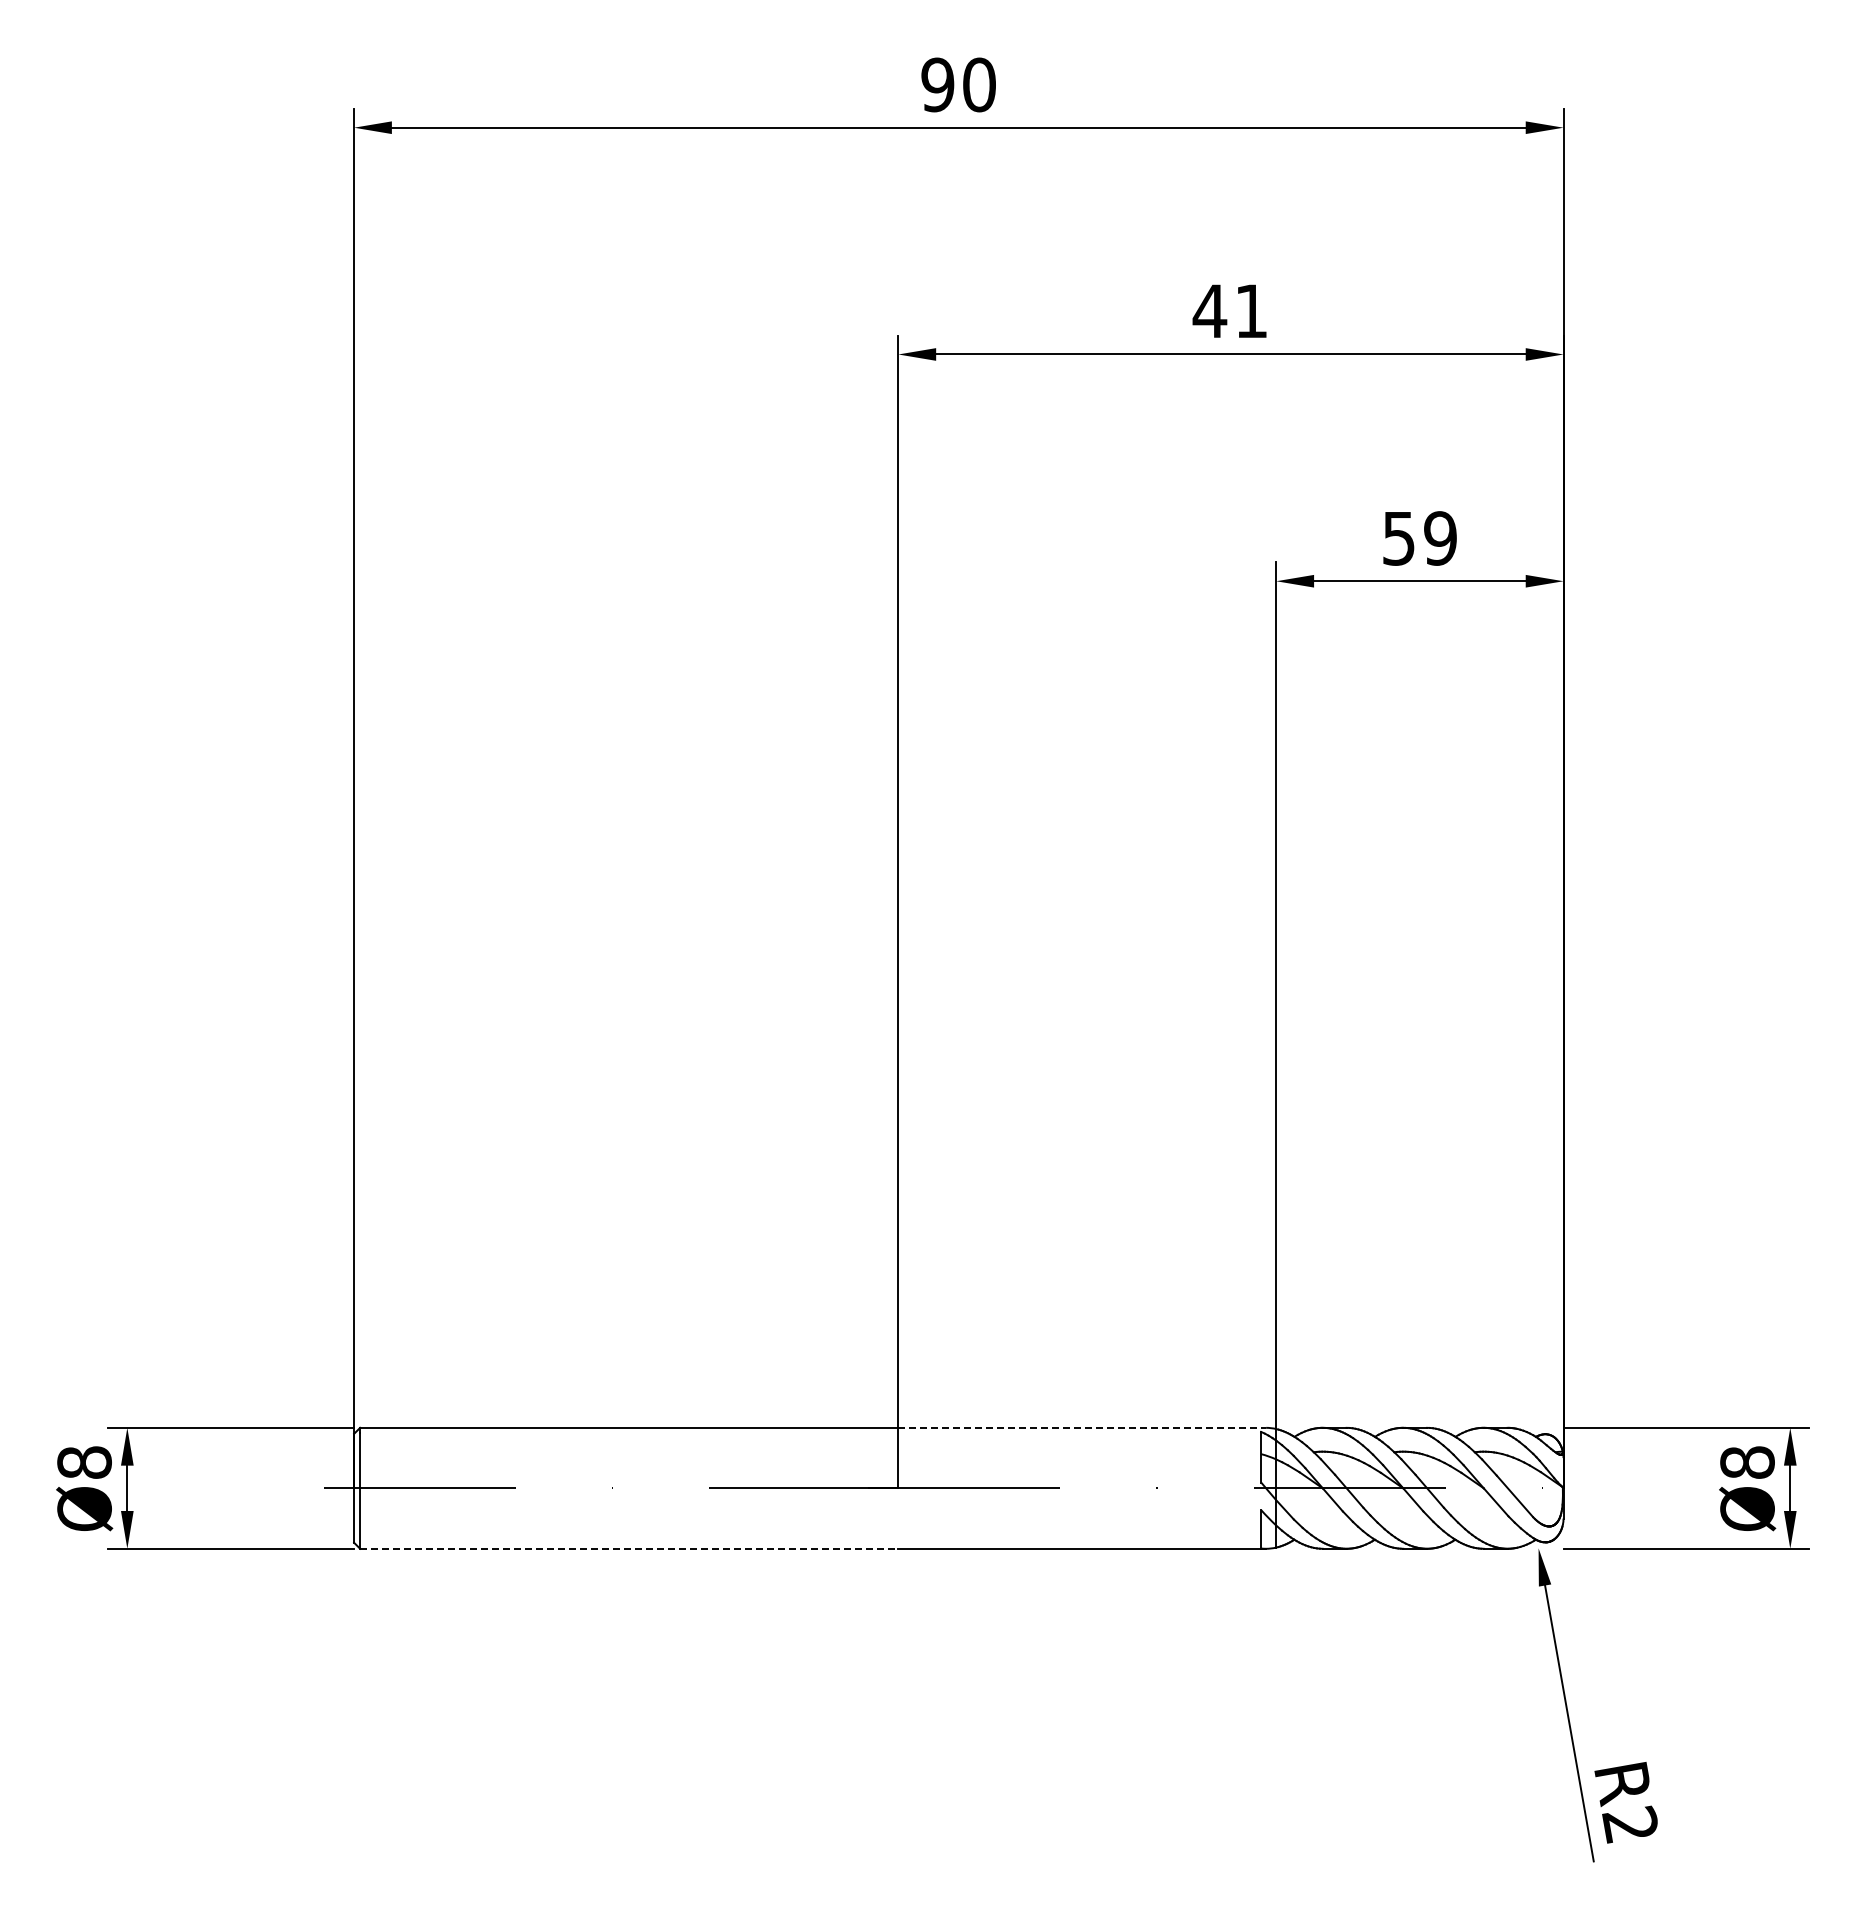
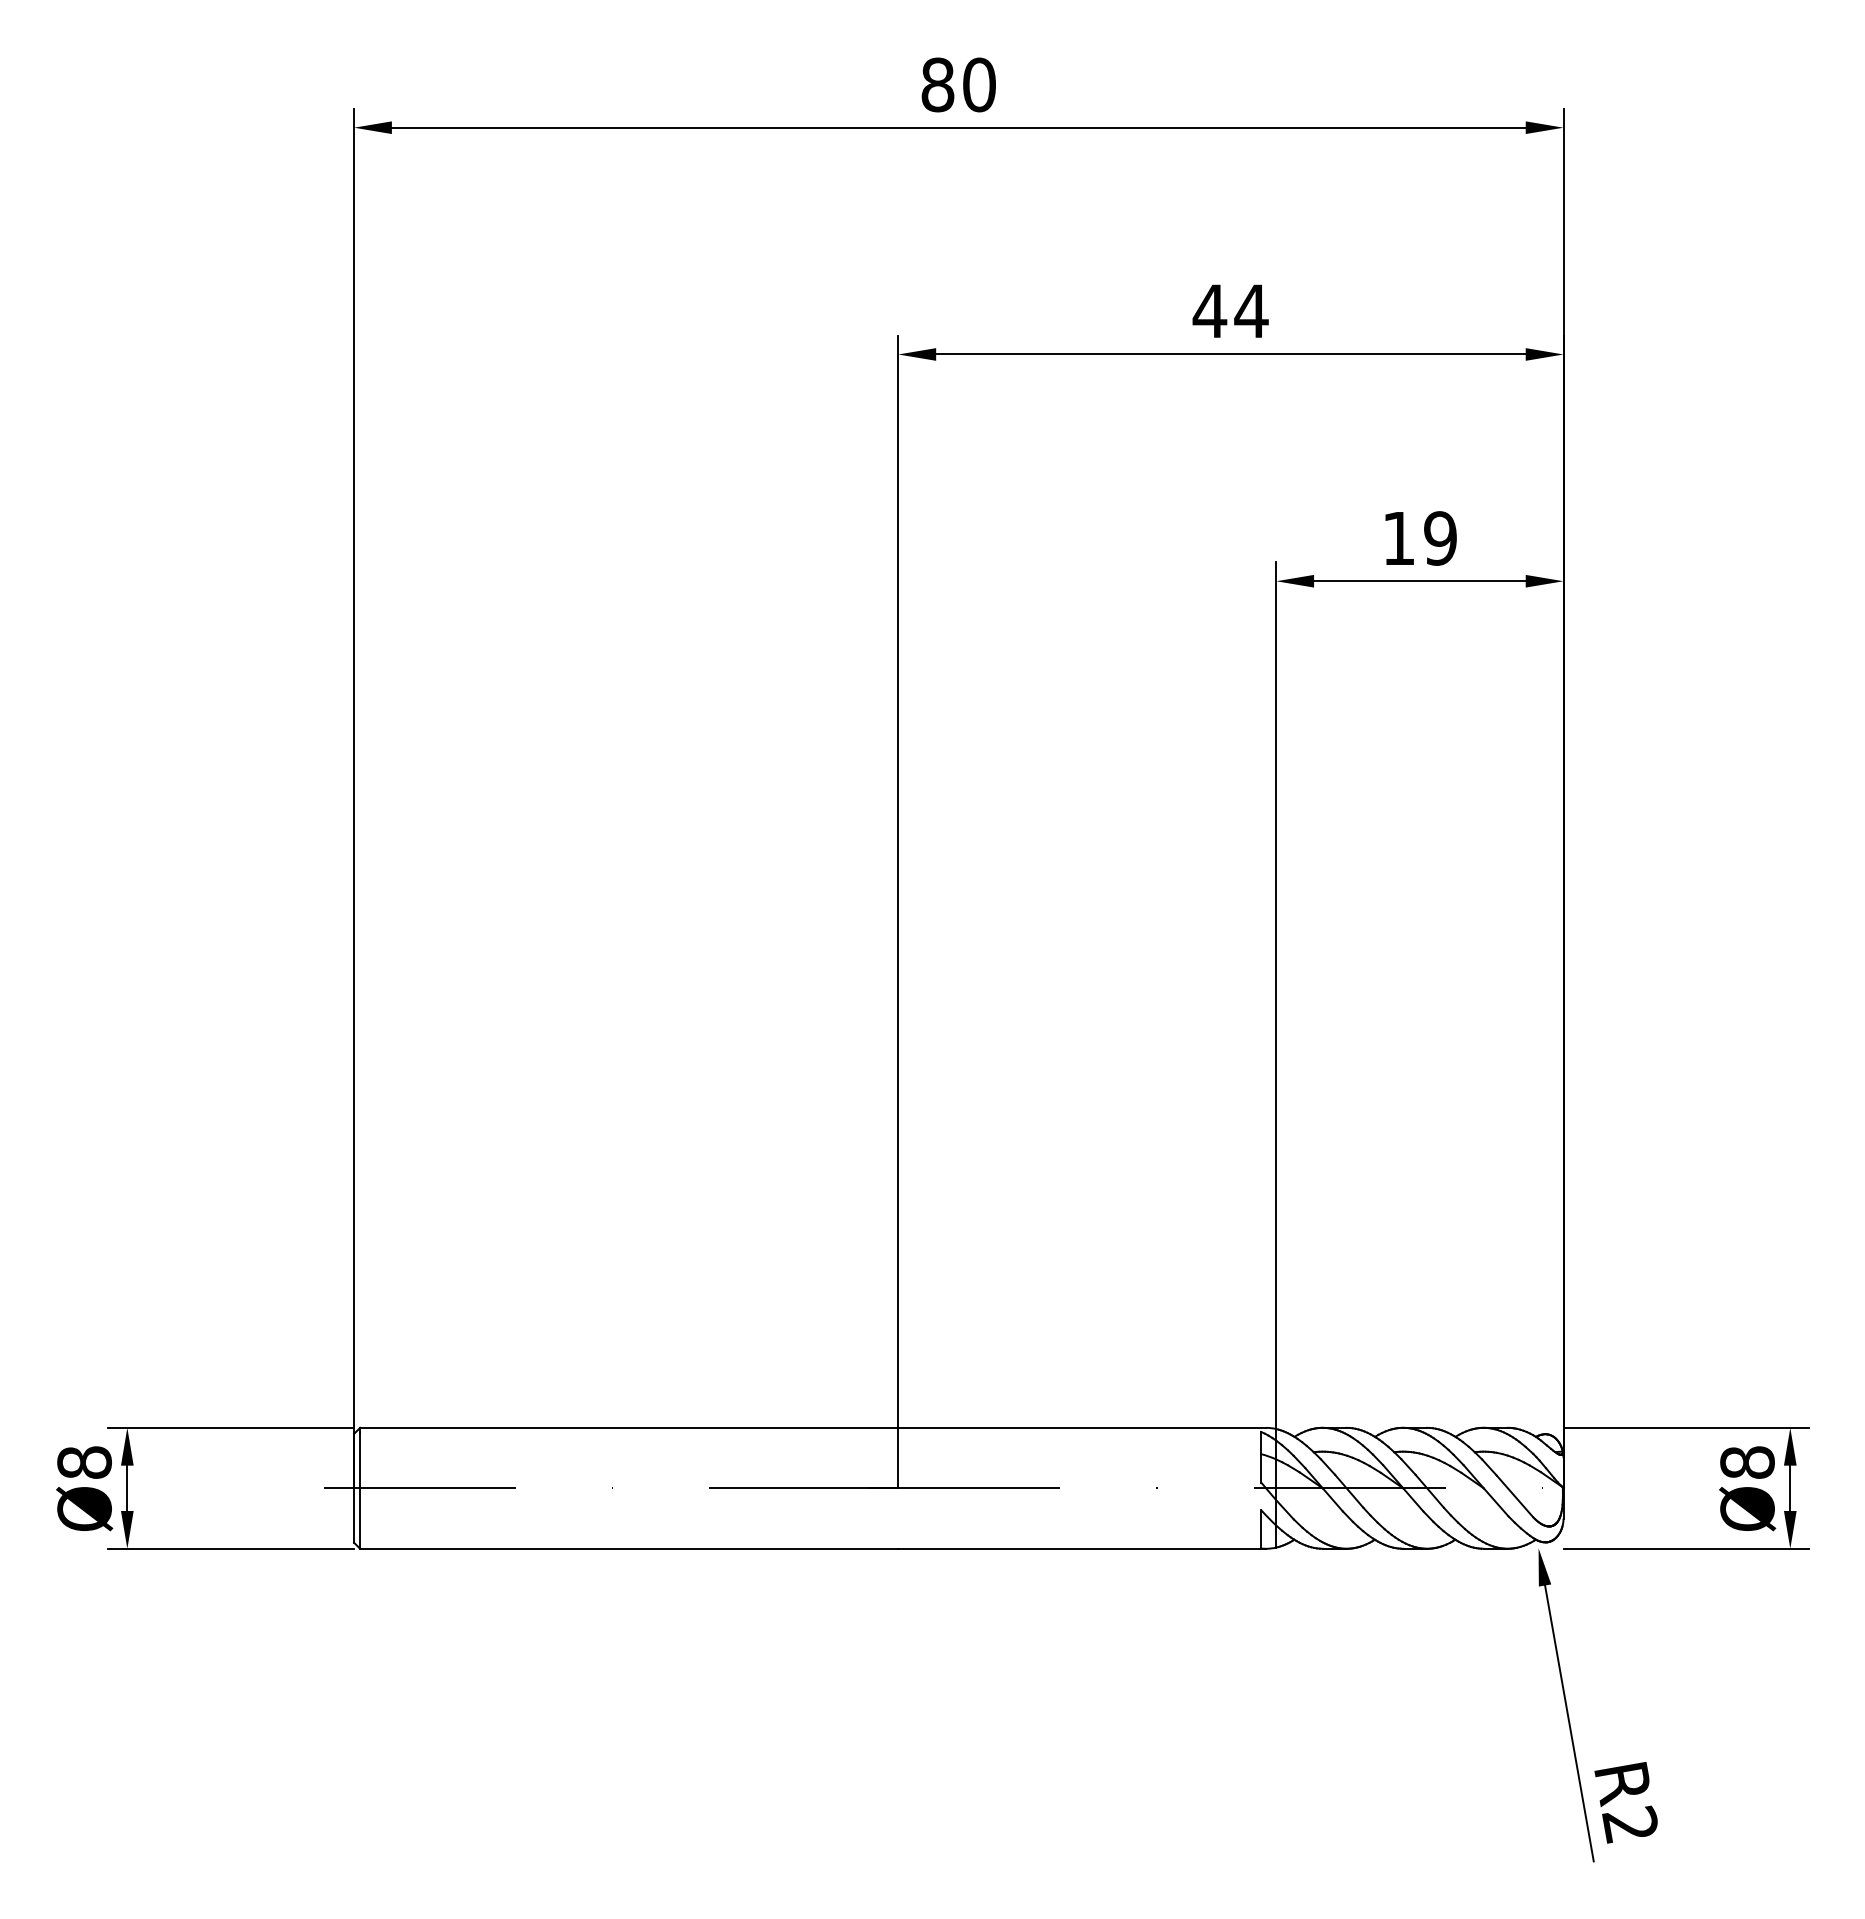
text: 90 -> 80 (937, 84)
text: 41 -> 44 (1251, 310)
text: 59 -> 19 (1398, 538)
line: dashed -> solid (1082, 1427)
line: dashed -> solid (629, 1548)
